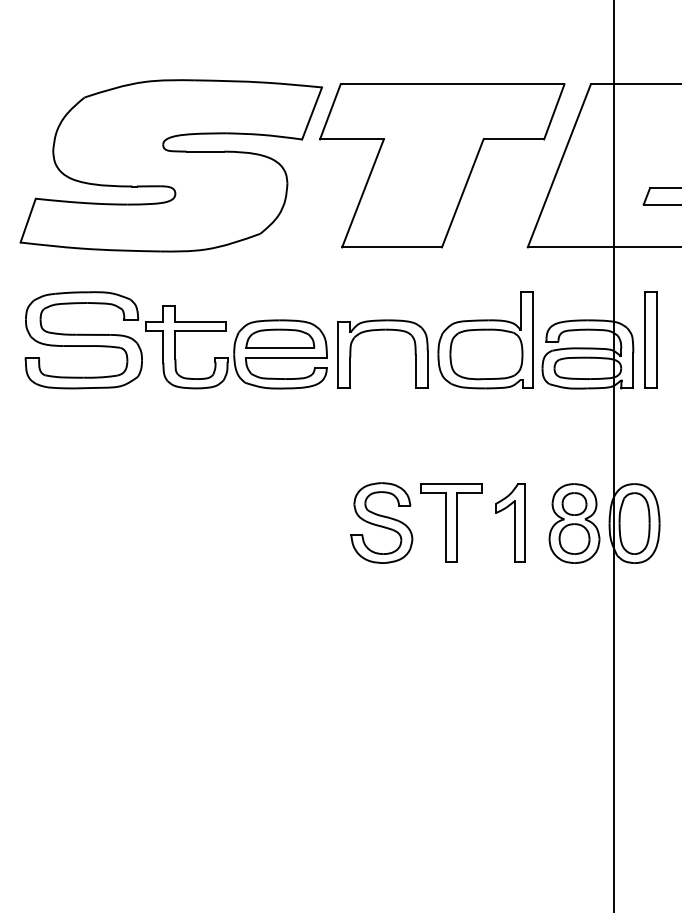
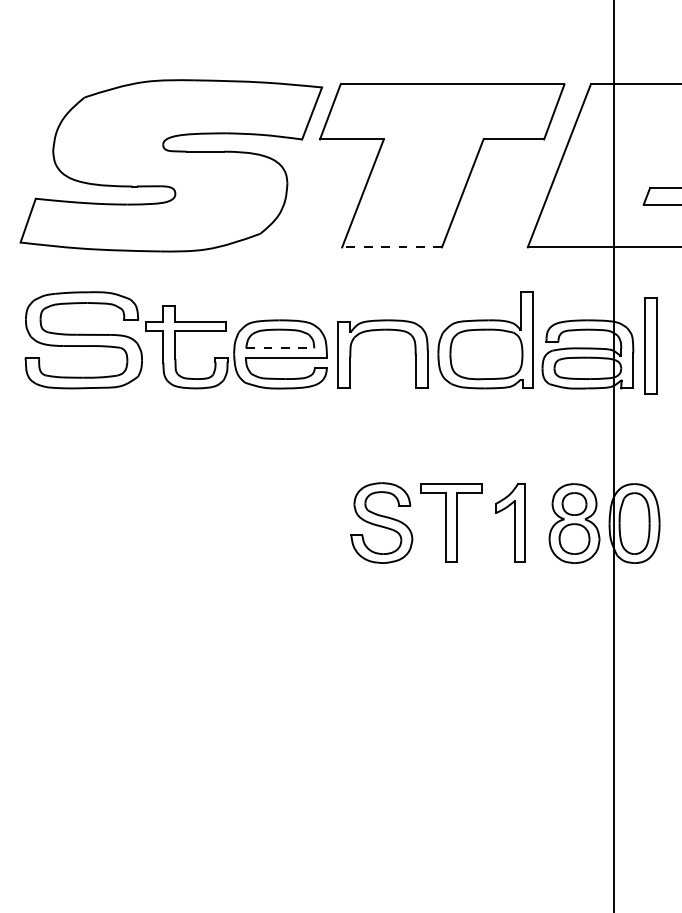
line: solid -> dashed (392, 247)
part position: (650, 339) -> (650, 345) (650, 345)
line: solid -> dashed (280, 348)
